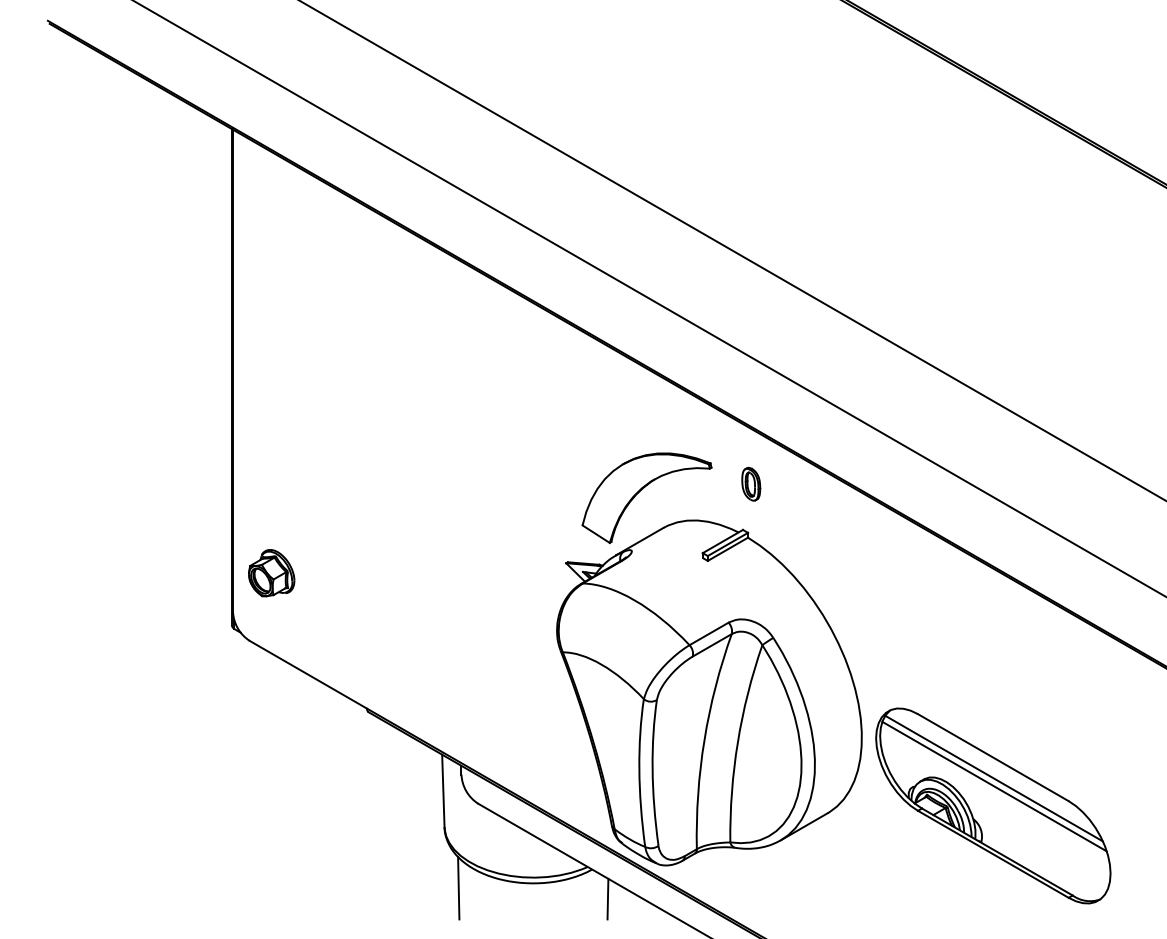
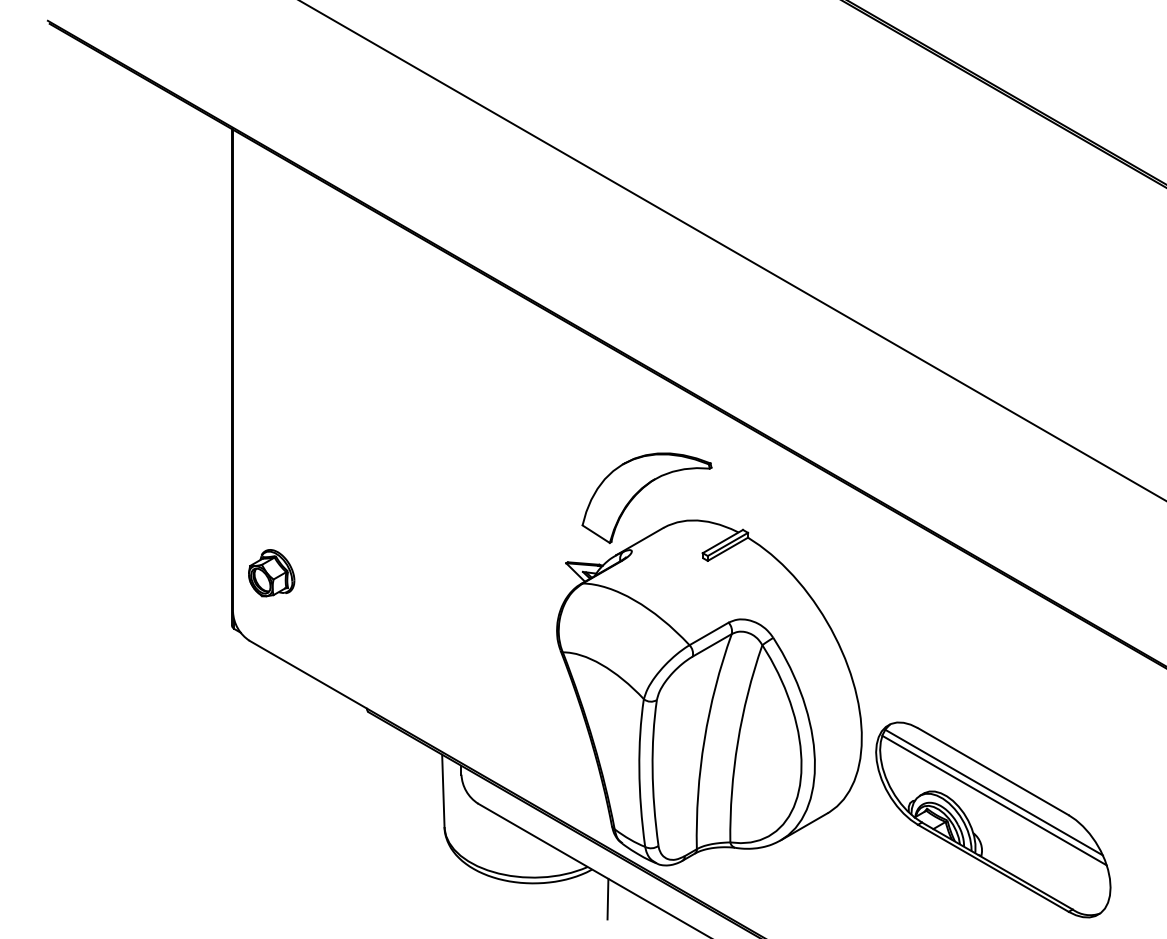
line: present -> none (649, 298)
part: present -> none (751, 484)
part position: (993, 805) -> (993, 819) (993, 819)
line: present -> none (458, 887)
